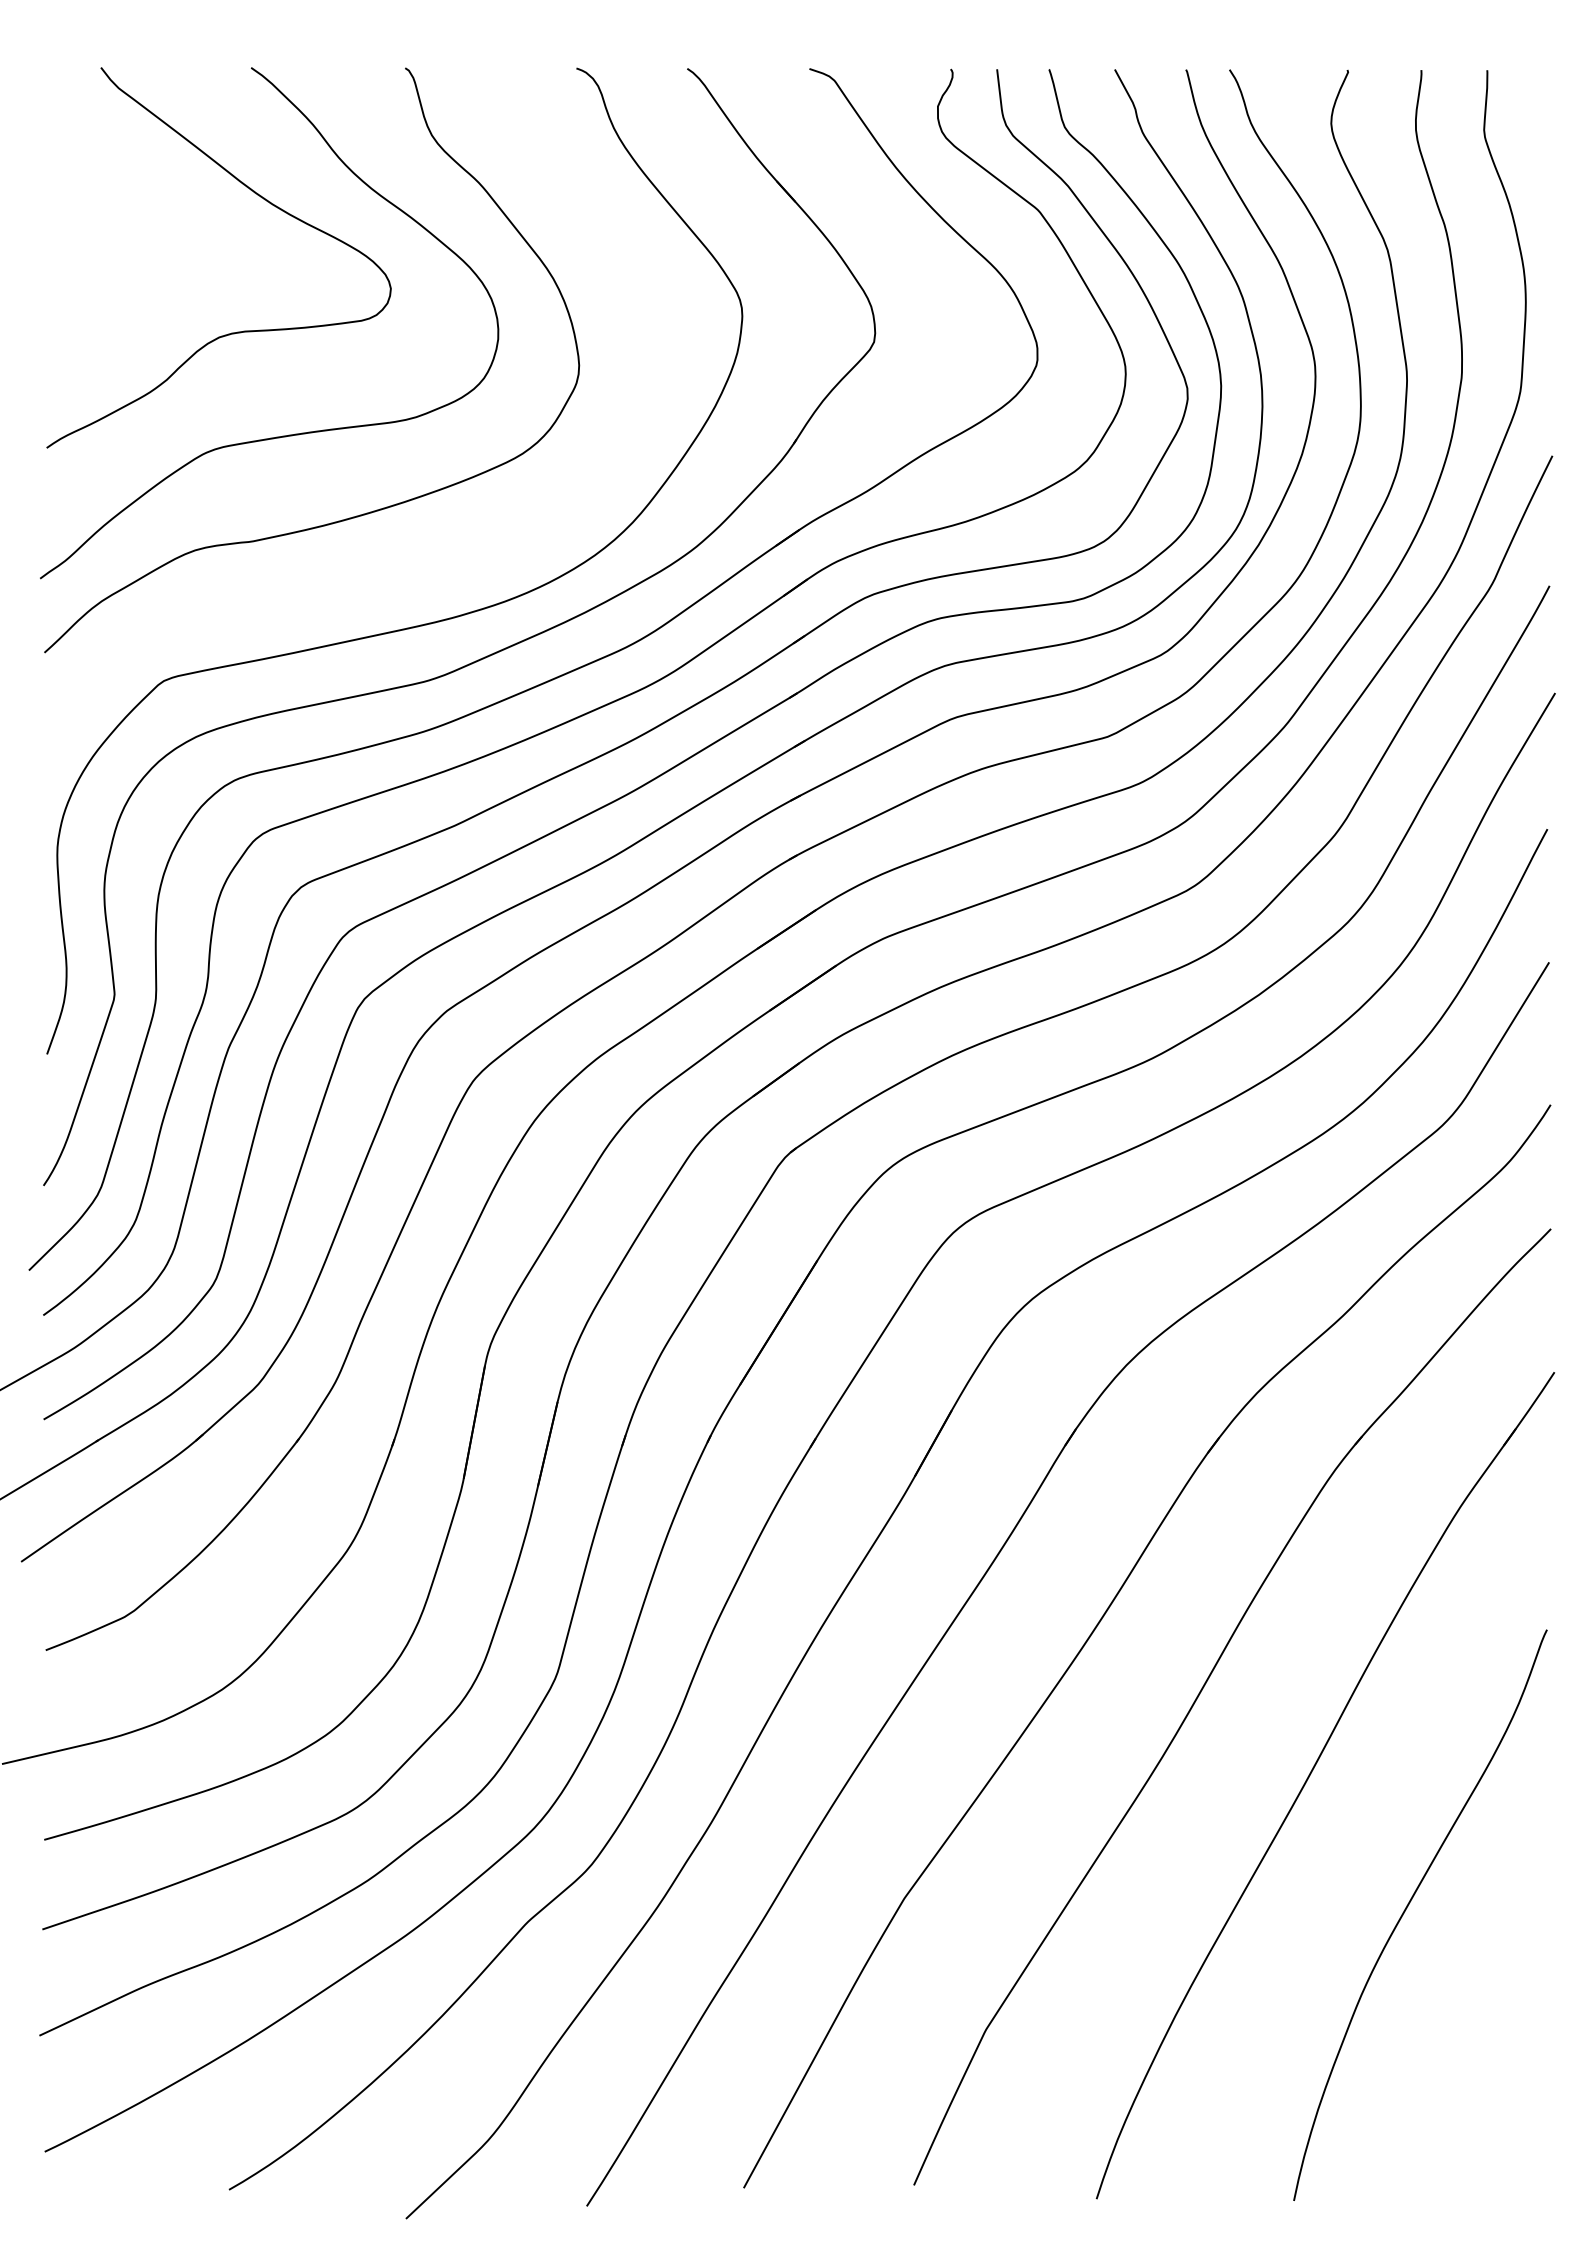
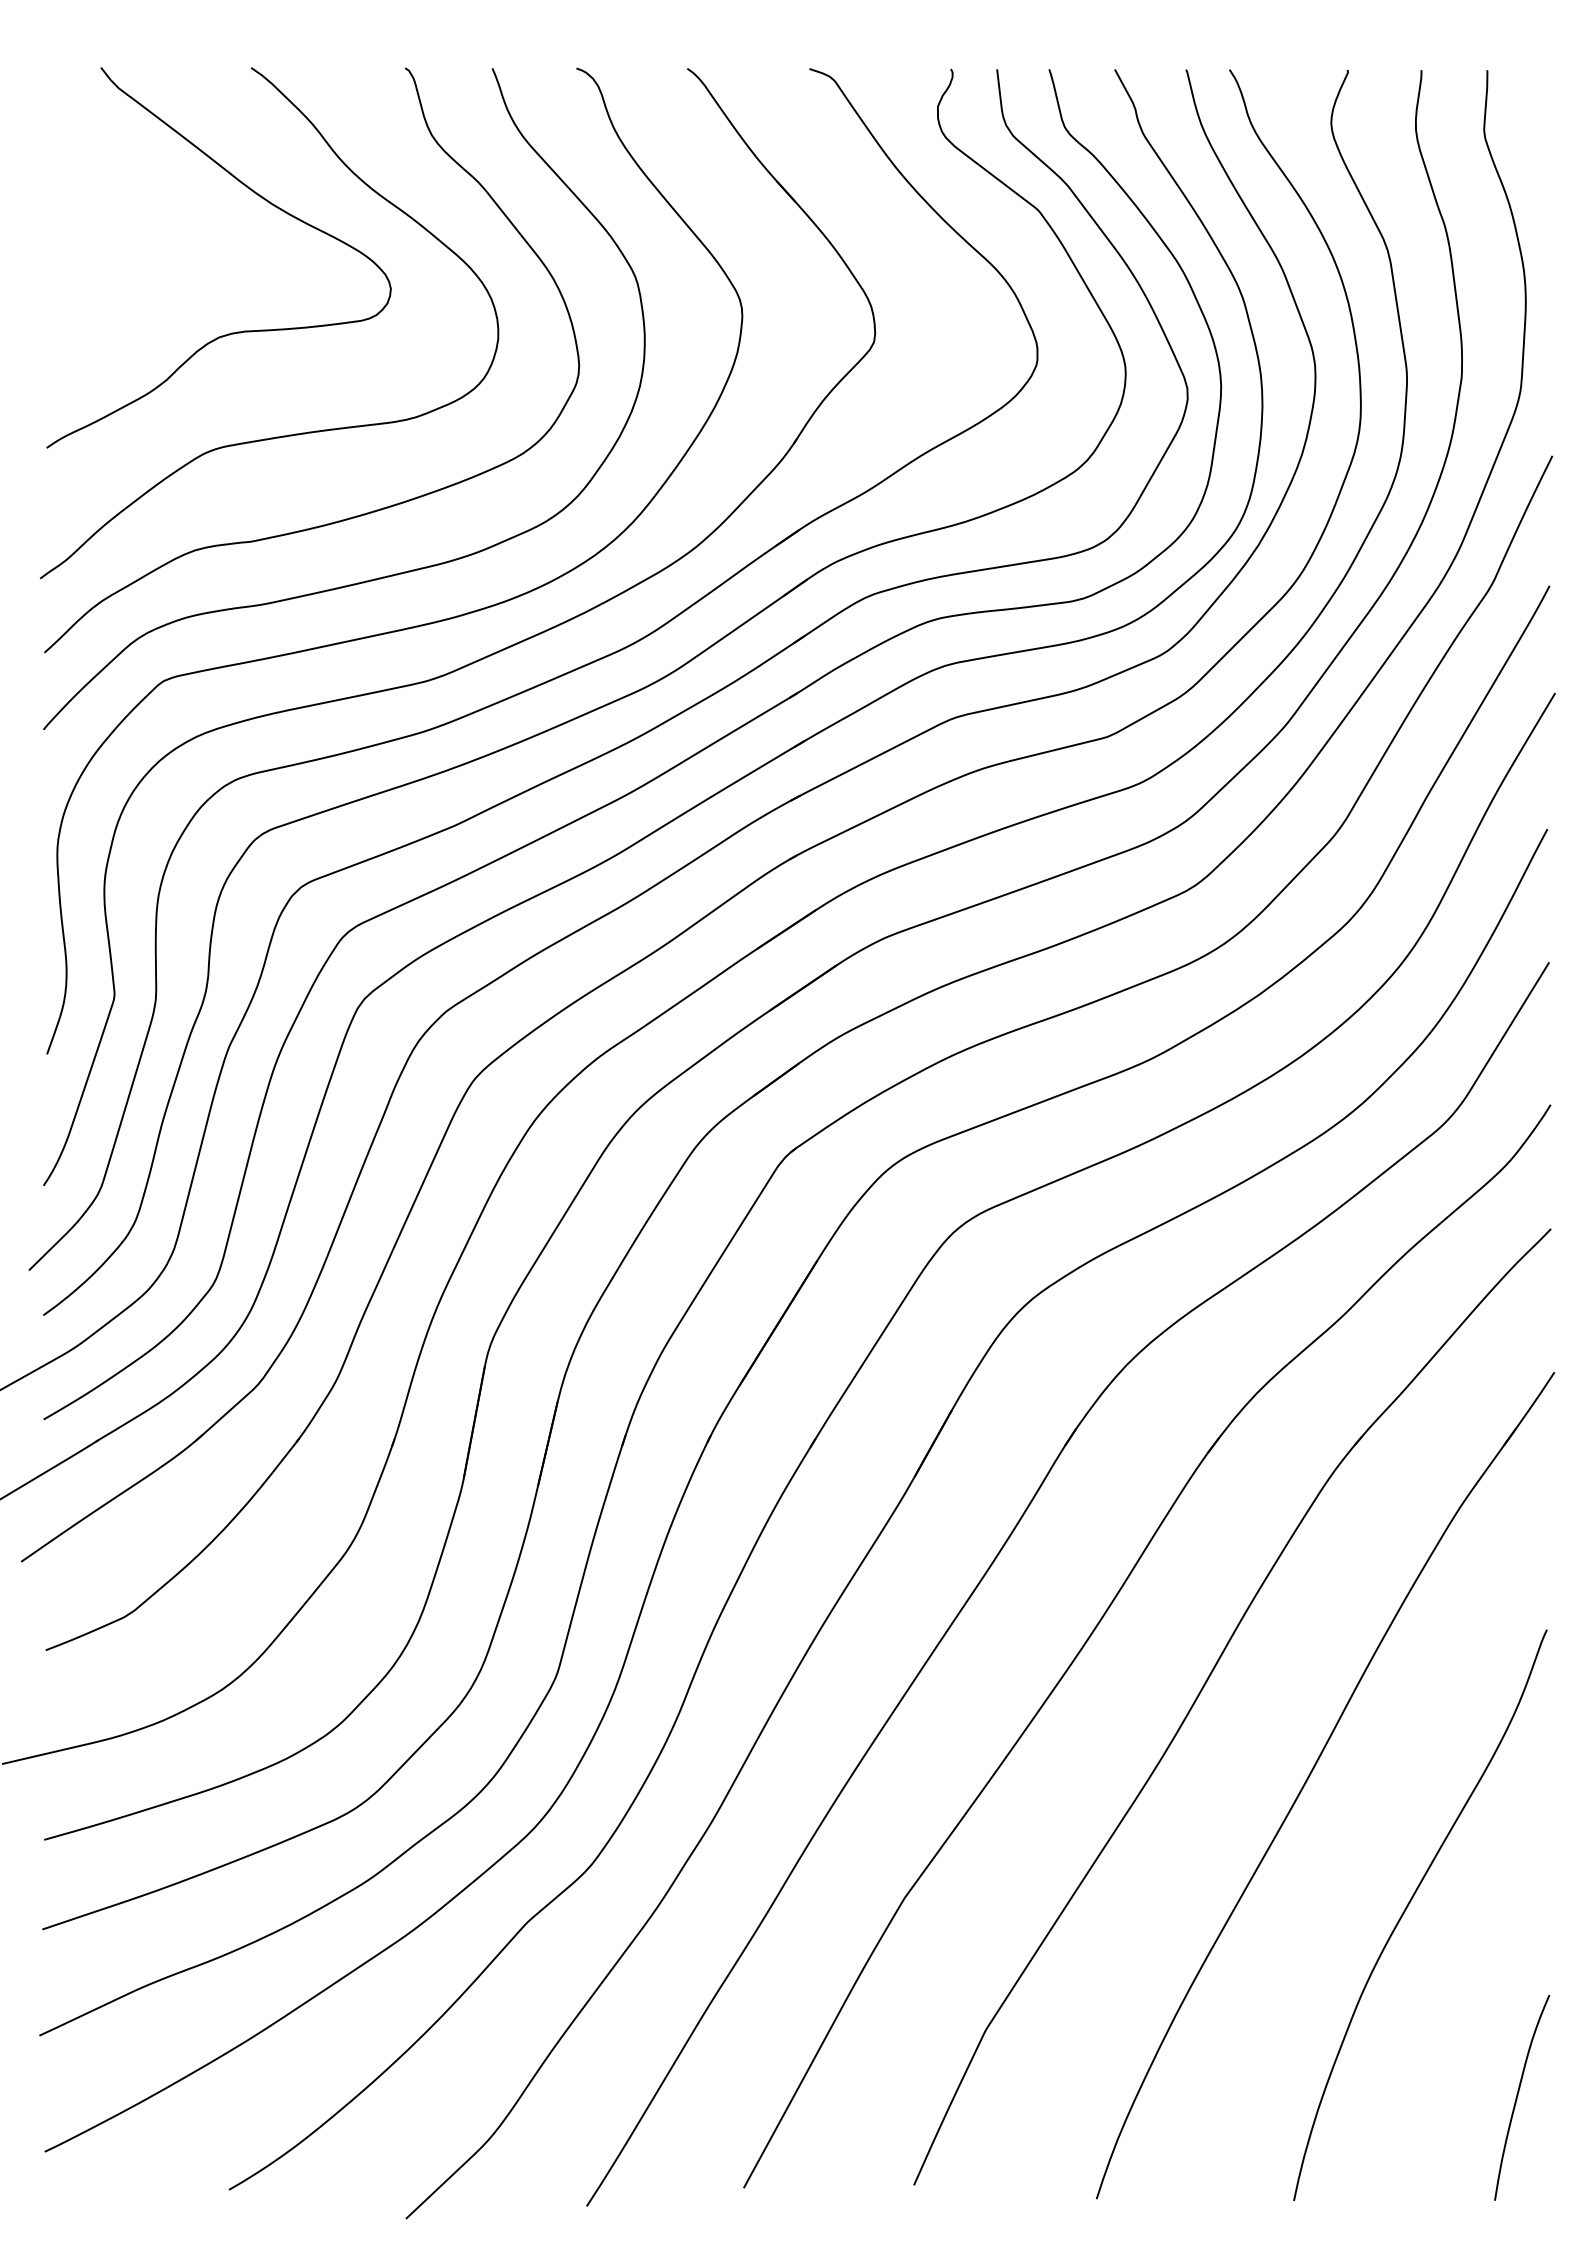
curve: none -> present (382, 576)
curve: none -> present (1518, 2095)
